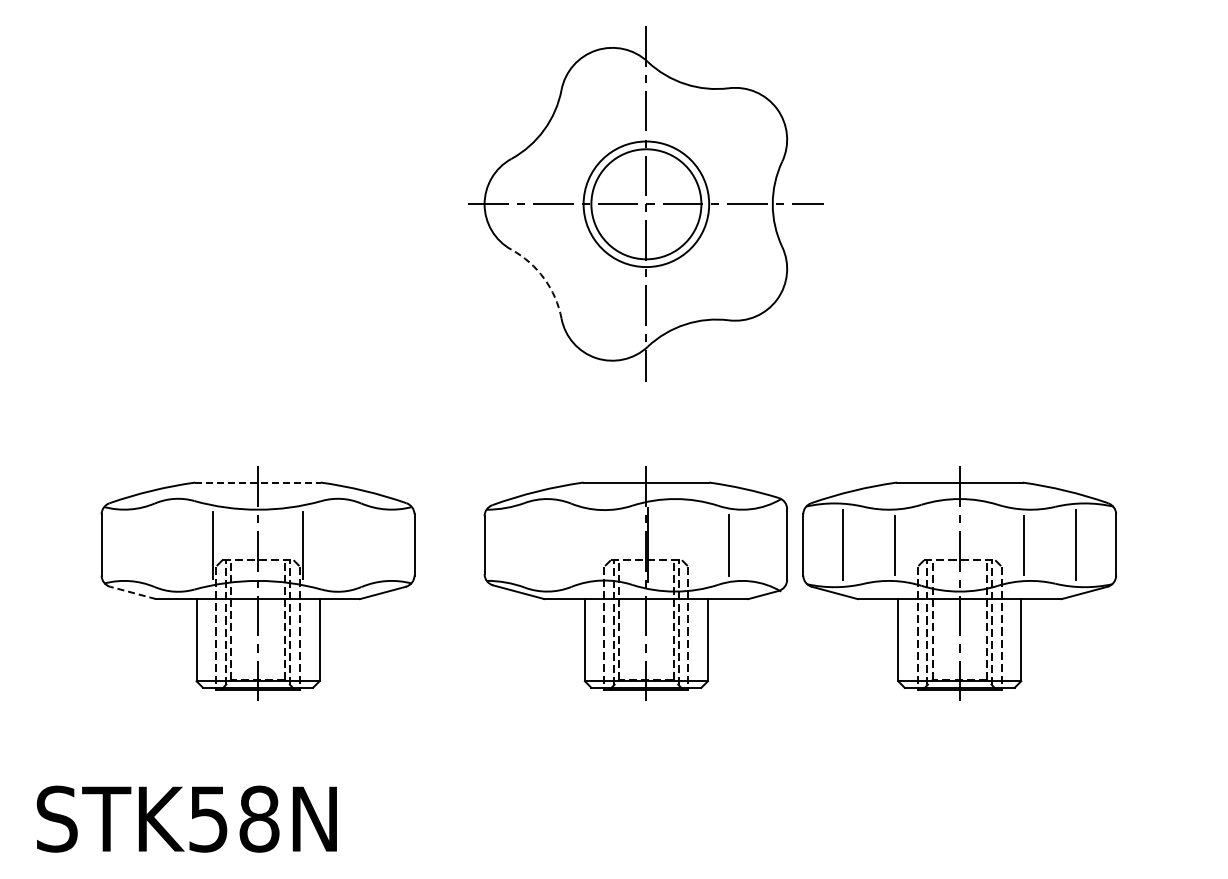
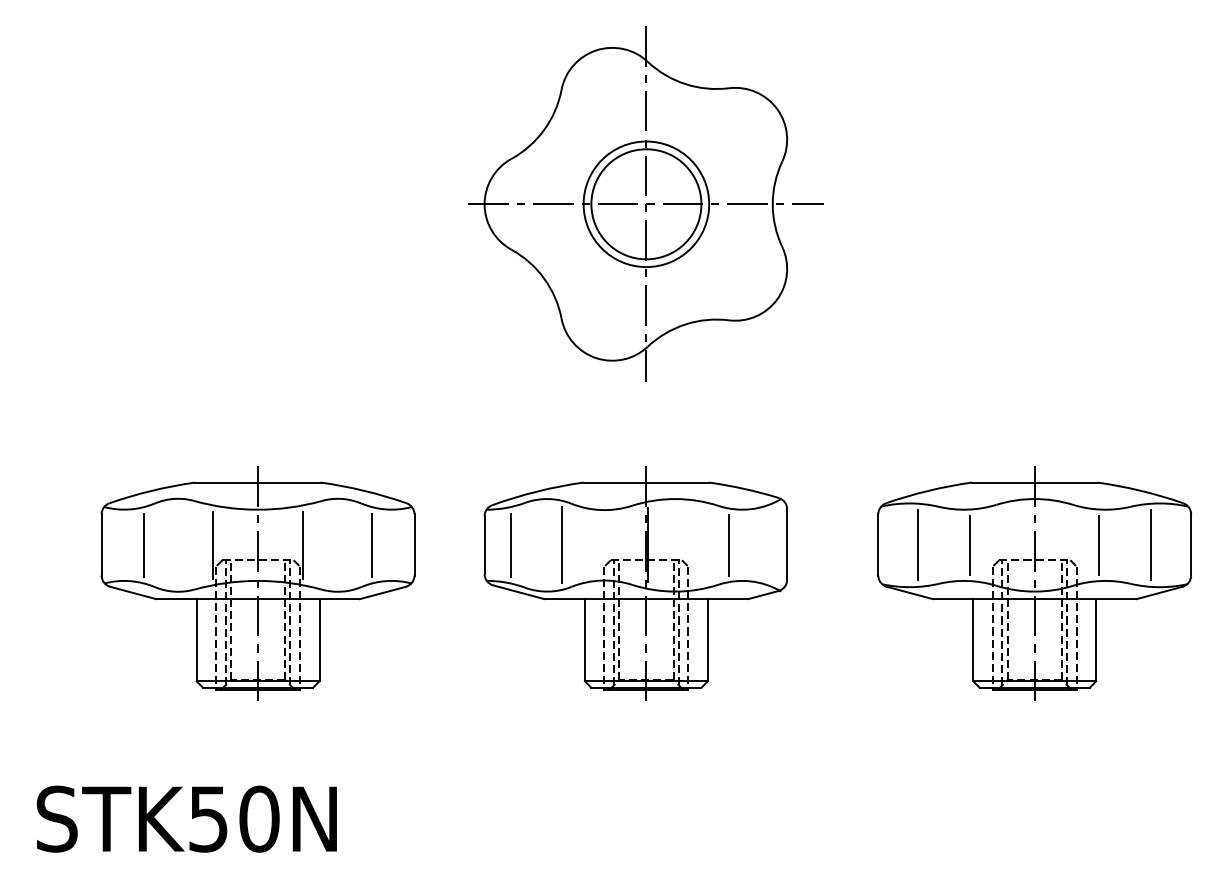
arc: dashed -> solid (544, 278)
line: dashed -> solid (258, 482)
line: none -> present (143, 544)
line: none -> present (372, 544)
line: none -> present (511, 545)
line: none -> present (561, 545)
part position: (959, 583) -> (1034, 583) (1034, 583)
line: dashed -> solid (133, 592)
text: STK58N -> STK50N (259, 819)
